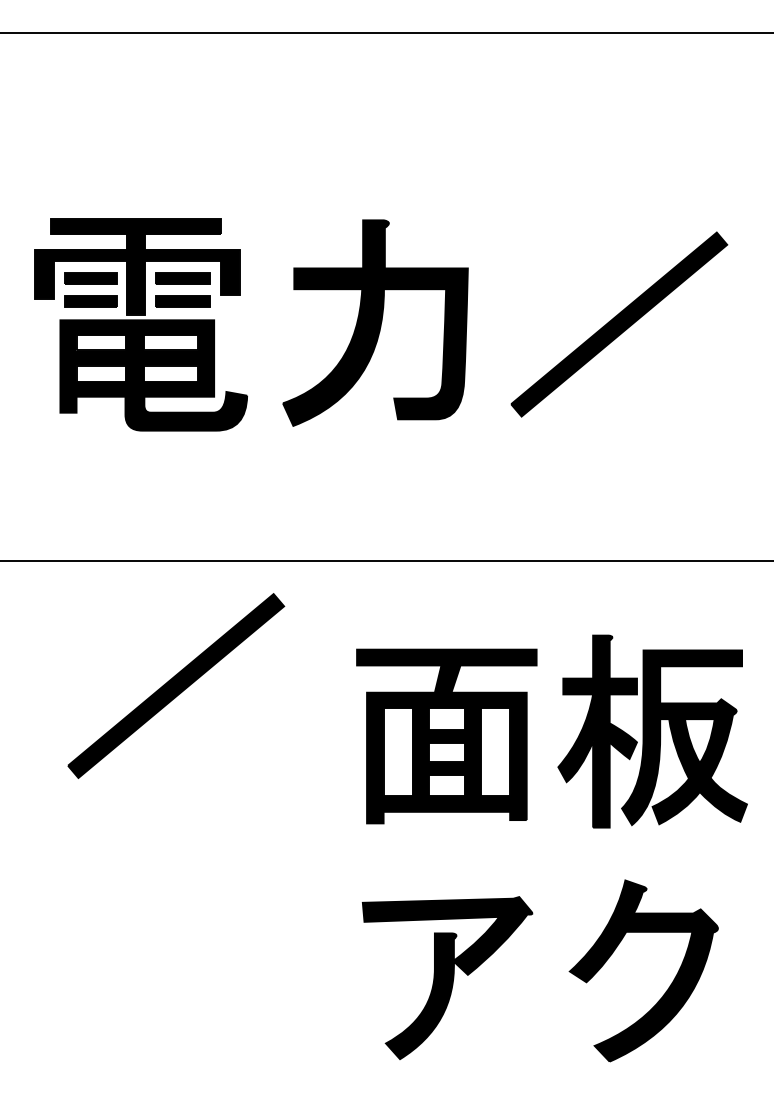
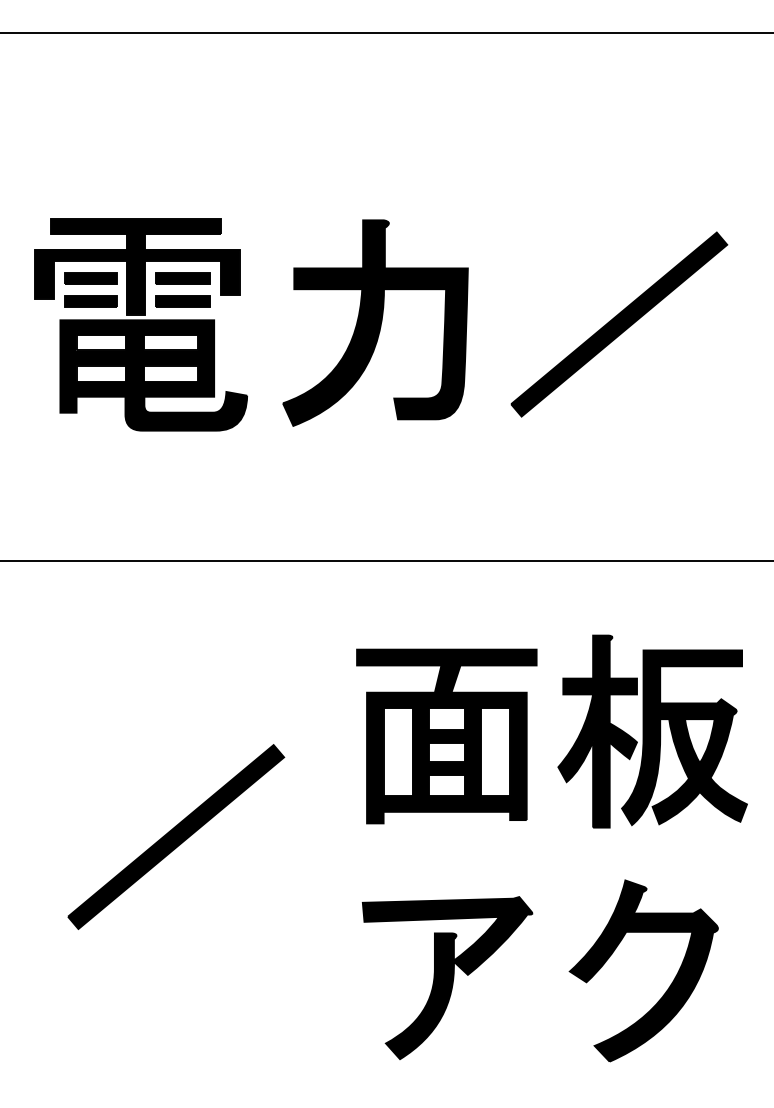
part position: (176, 685) -> (176, 836) (176, 836)
